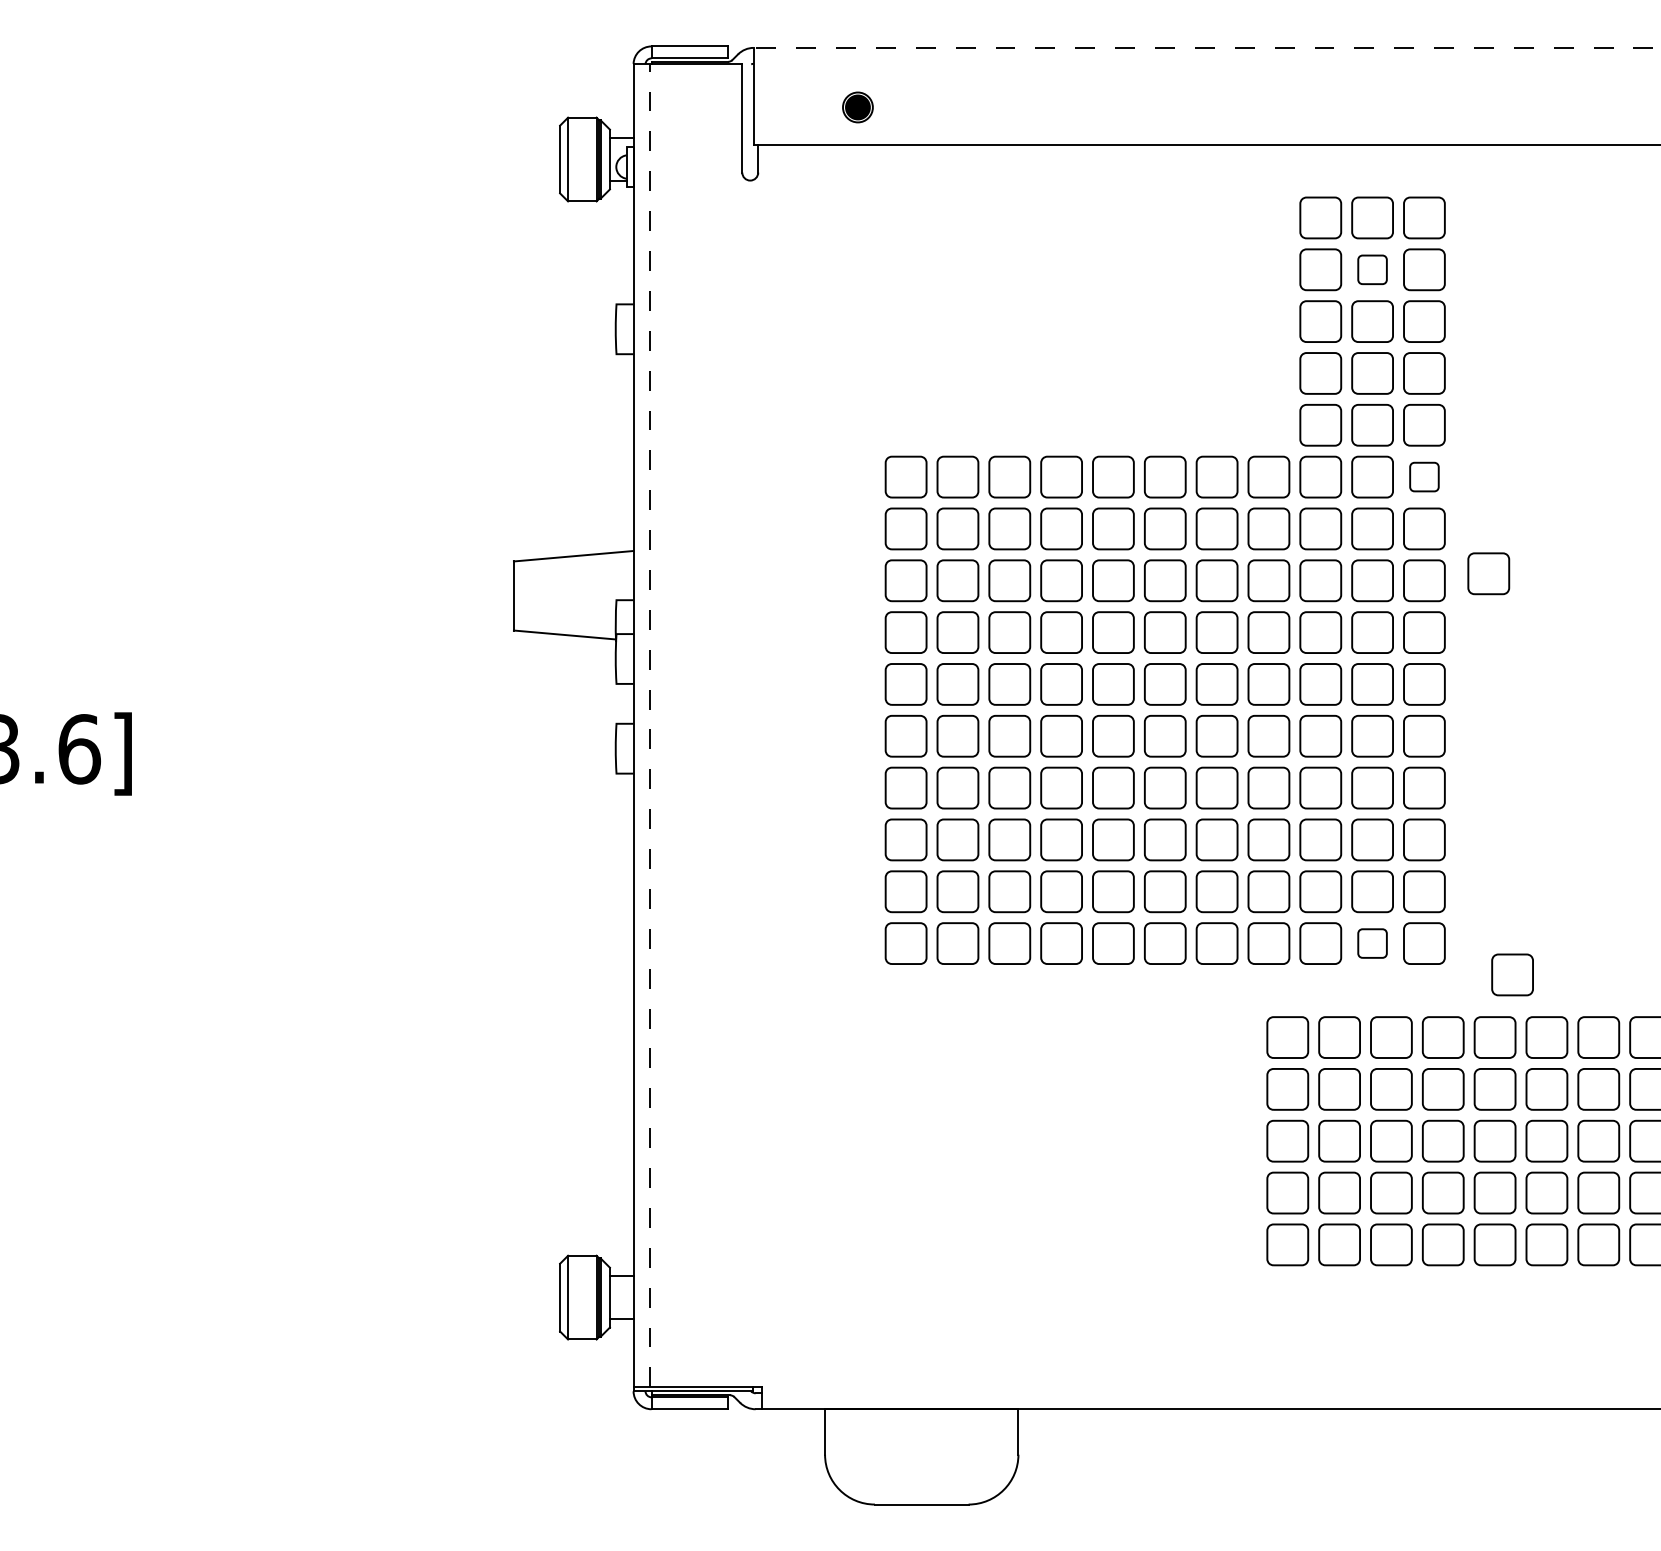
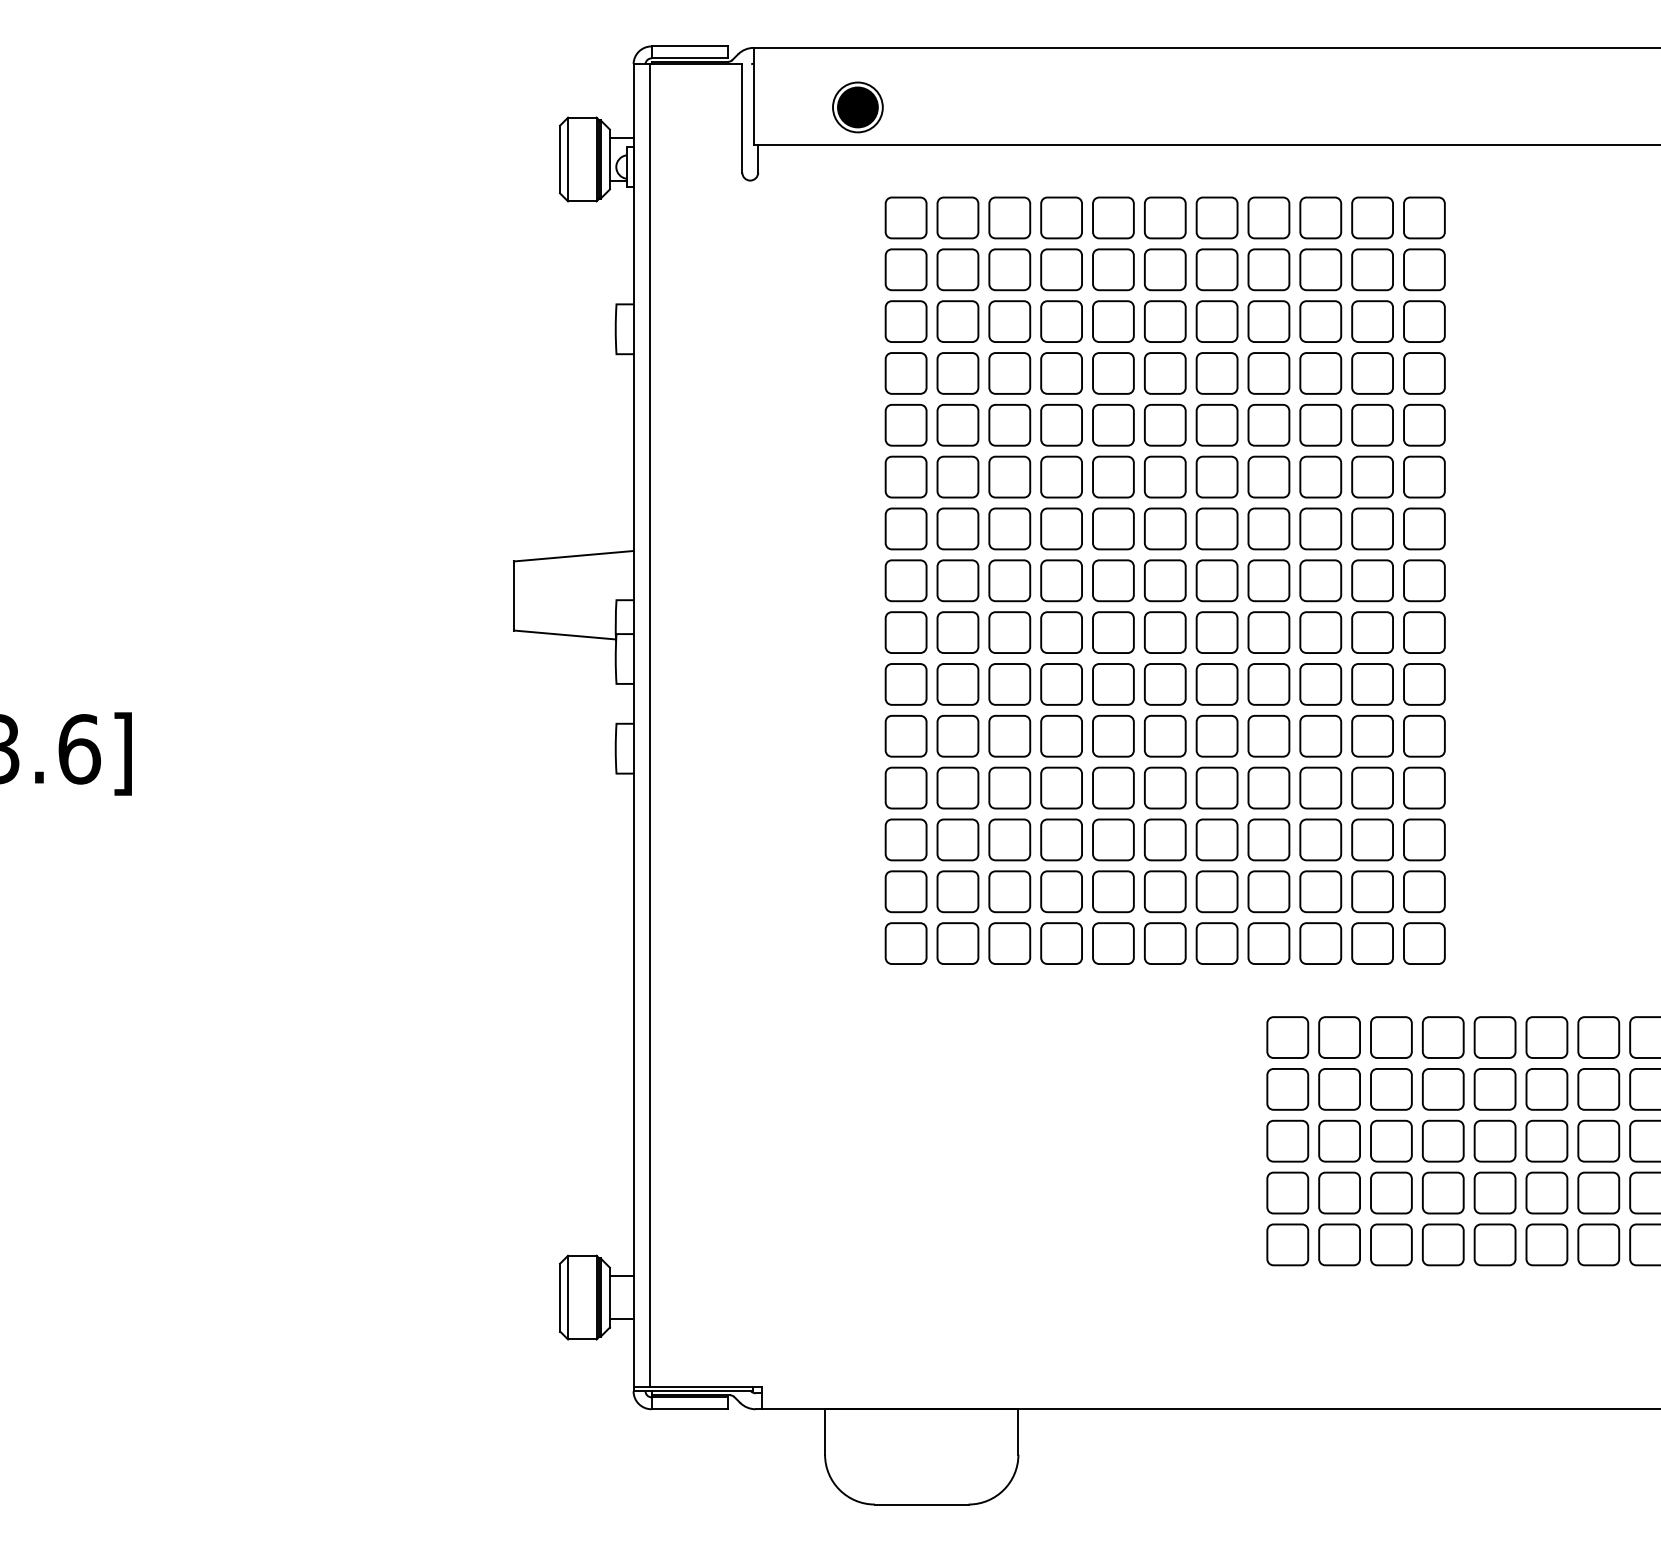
line: dashed -> solid (1206, 47)
part size: 32x33 px -> 52x53 px (857, 107)
part size: 31x31 px -> 43x44 px (1372, 269)
part: none -> present (1087, 321)
part size: 31x32 px -> 43x44 px (1424, 476)
part: present -> none (1488, 573)
line: dashed -> solid (649, 725)
part size: 31x31 px -> 43x43 px (1372, 943)
part: present -> none (1512, 974)
